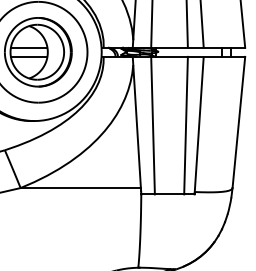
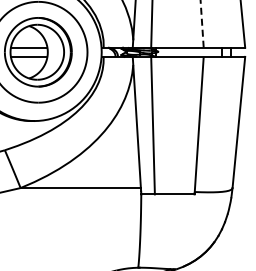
line: solid -> dashed (202, 23)
line: present -> none (186, 24)
line: present -> none (185, 125)
